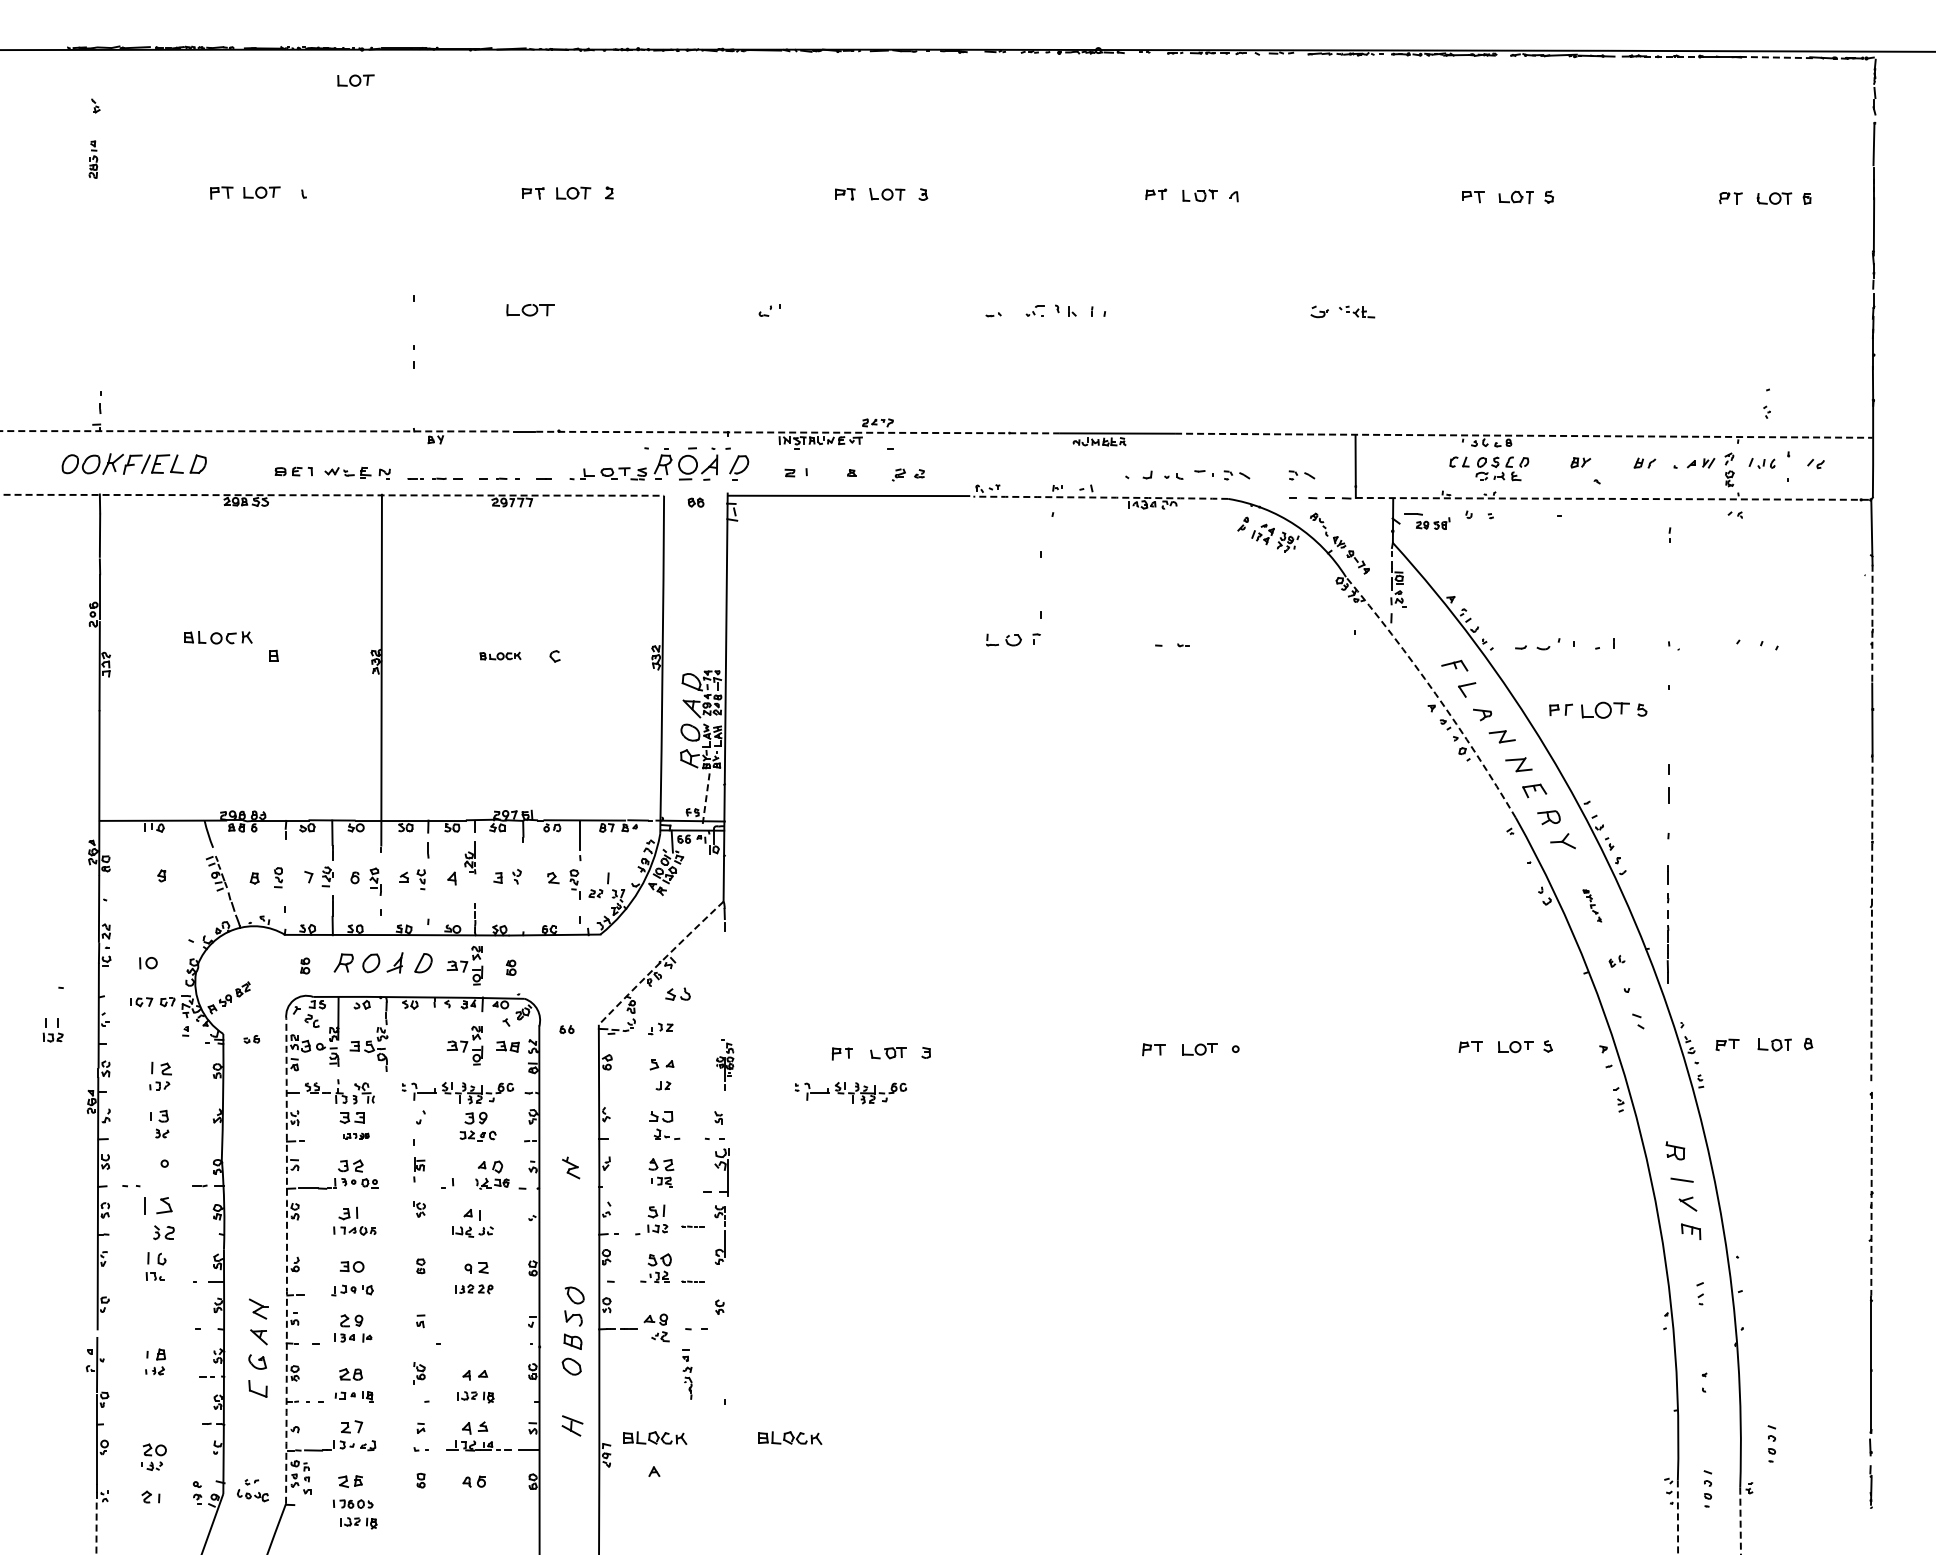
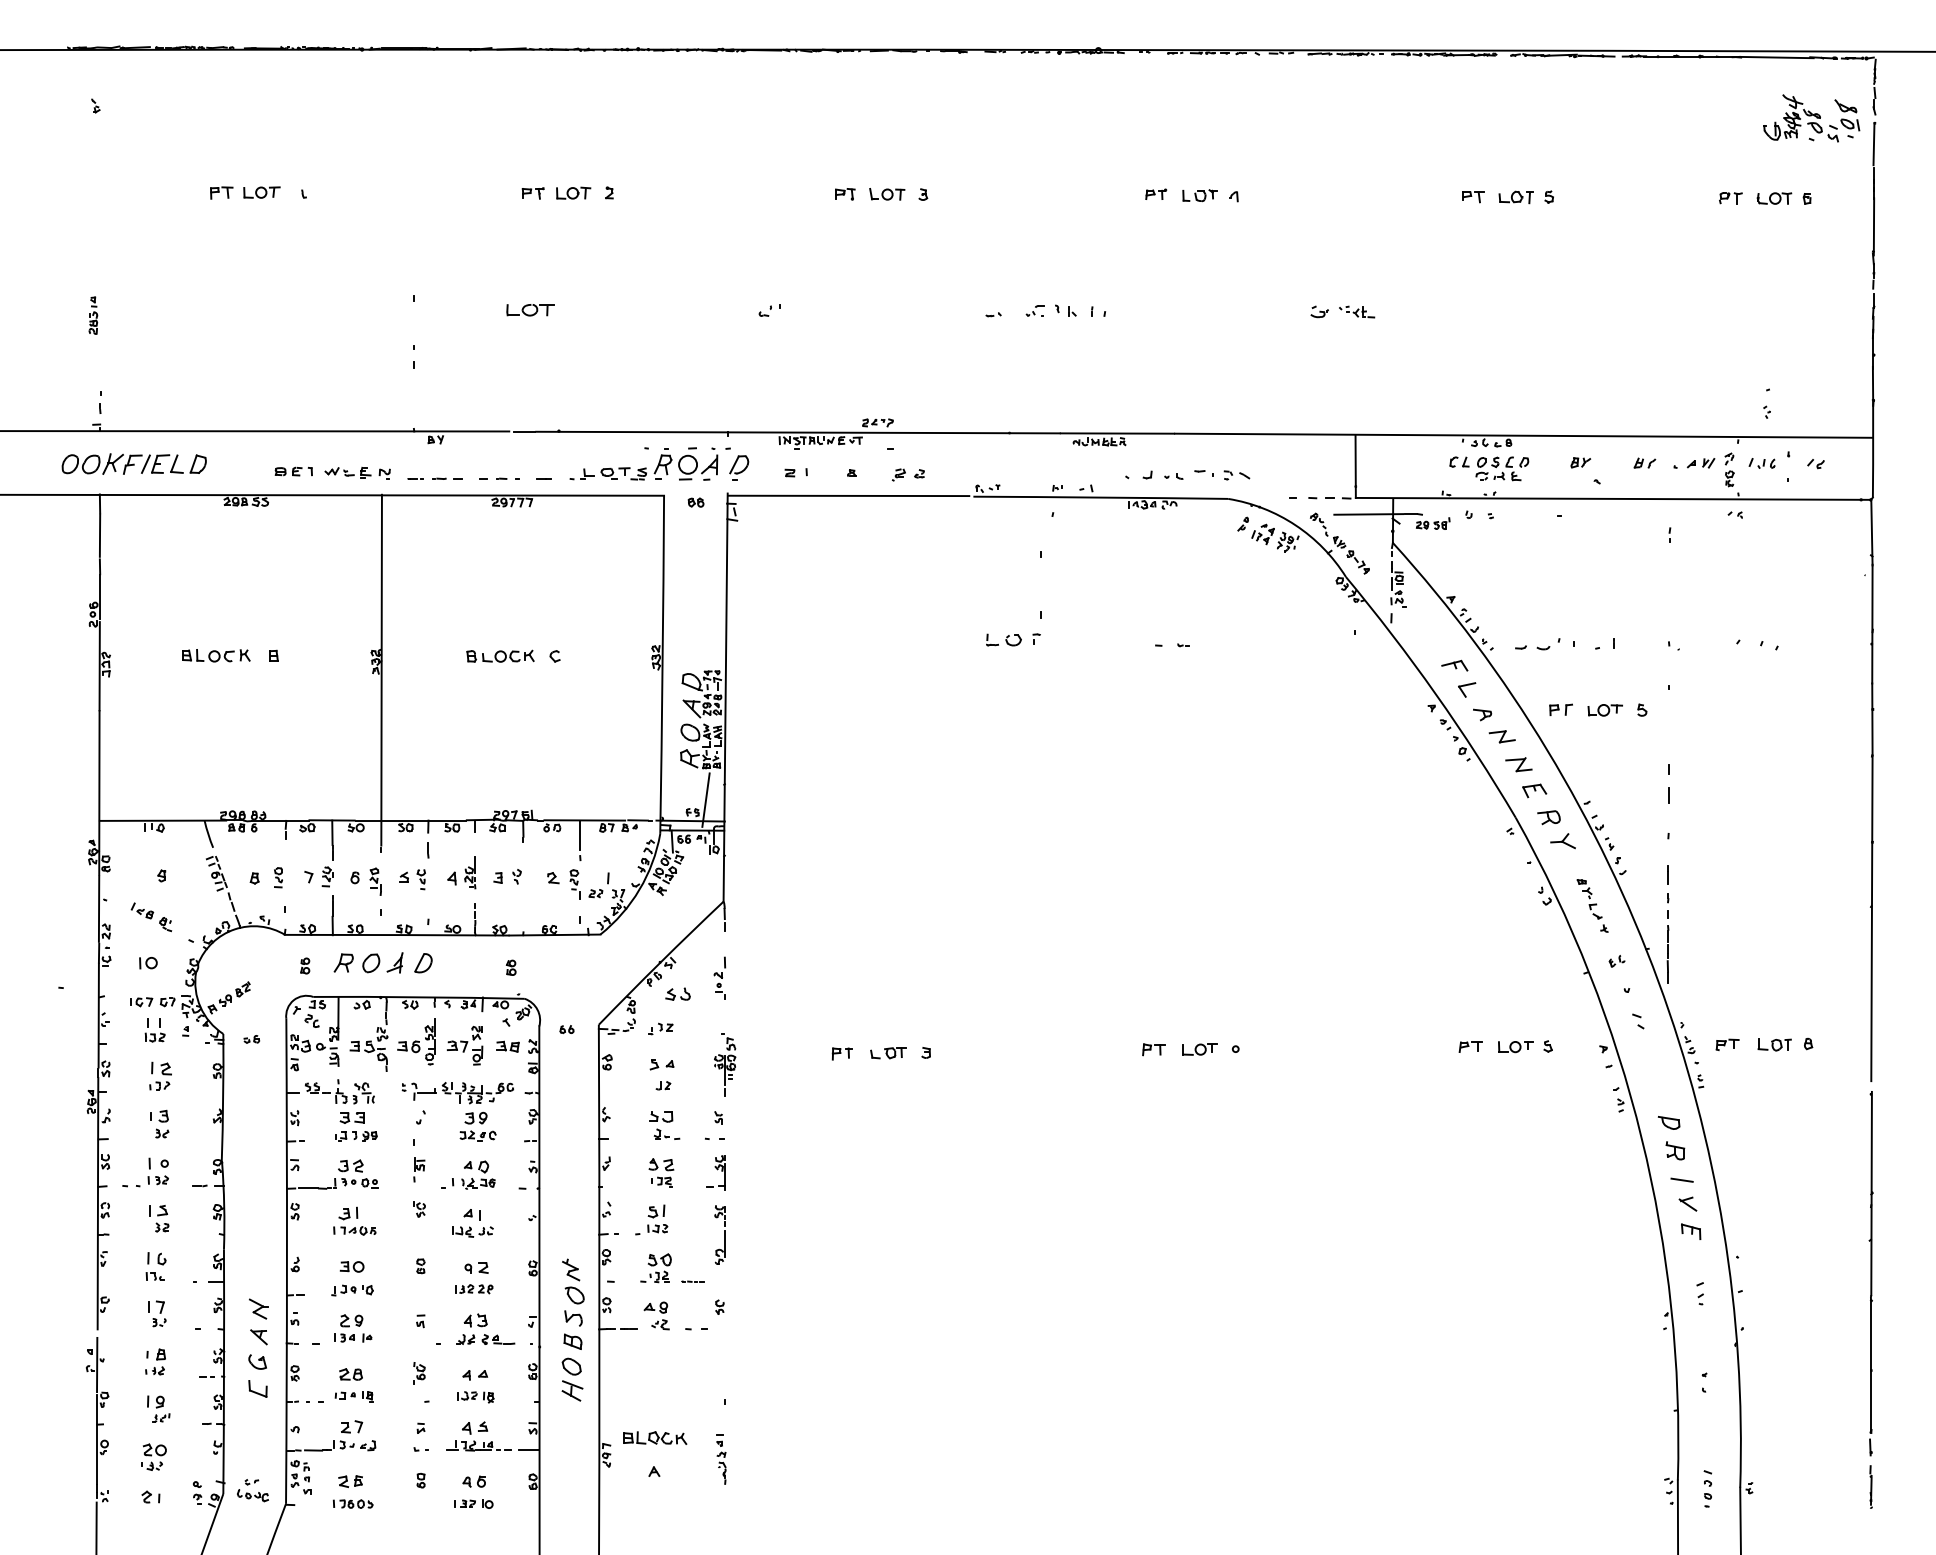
line: dashed -> solid (1673, 56)
line: dashed -> solid (1776, 57)
part: present -> none (355, 80)
part: none -> present (1811, 118)
part position: (93, 159) -> (93, 315) (93, 315)
line: dashed -> solid (254, 431)
line: dashed -> solid (797, 432)
line: dashed -> solid (1523, 435)
part: present -> none (1301, 475)
line: dashed -> solid (332, 495)
arc: dashed -> solid (1100, 497)
line: dashed -> solid (1613, 498)
line: none -> present (1368, 514)
line: dashed -> solid (1872, 624)
part position: (218, 637) -> (216, 655) (216, 655)
part size: 43x10 px -> 69x14 px (500, 655)
arc: dashed -> solid (1435, 694)
part size: 49x18 px -> 36x13 px (1604, 710)
line: dashed -> solid (706, 800)
part position: (470, 857) -> (470, 872) (470, 872)
part size: 21x34 px -> 33x54 px (1592, 905)
part: none -> present (151, 917)
line: dashed -> solid (1871, 918)
arc: dashed -> solid (660, 962)
part: present -> none (464, 965)
part: none -> present (719, 977)
part position: (52, 1030) -> (154, 1030) (154, 1030)
part: none -> present (416, 1041)
part size: 19x52 px -> 23x64 px (725, 1064)
part: present -> none (850, 1093)
part: none -> present (1668, 1122)
part size: 27x8 px -> 43x11 px (356, 1136)
part position: (571, 1167) -> (571, 1269) (571, 1269)
part: none -> present (157, 1171)
part size: 27x49 px -> 20x36 px (715, 1172)
part position: (492, 1174) -> (478, 1174) (478, 1174)
line: dashed -> solid (1871, 1193)
part size: 31x44 px -> 21x28 px (159, 1218)
line: present -> none (692, 1226)
arc: dashed -> solid (286, 1261)
part: none -> present (157, 1313)
part position: (656, 1327) -> (656, 1315) (656, 1315)
part: none -> present (485, 1328)
part position: (687, 1374) -> (721, 1459) (721, 1459)
part: none -> present (158, 1408)
part position: (572, 1425) -> (572, 1390) (572, 1390)
part: present -> none (790, 1437)
part: present -> none (1771, 1443)
part: none -> present (473, 1503)
line: dashed -> solid (1677, 1517)
line: dashed -> solid (1740, 1521)
part: present -> none (358, 1523)
line: dashed -> solid (96, 1528)
